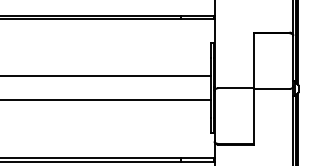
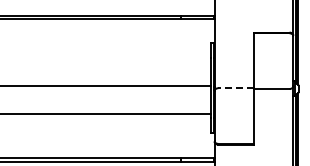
line position: (106, 76) -> (106, 86) (106, 86)
line: solid -> dashed (236, 88)
line position: (106, 100) -> (106, 114) (106, 114)
